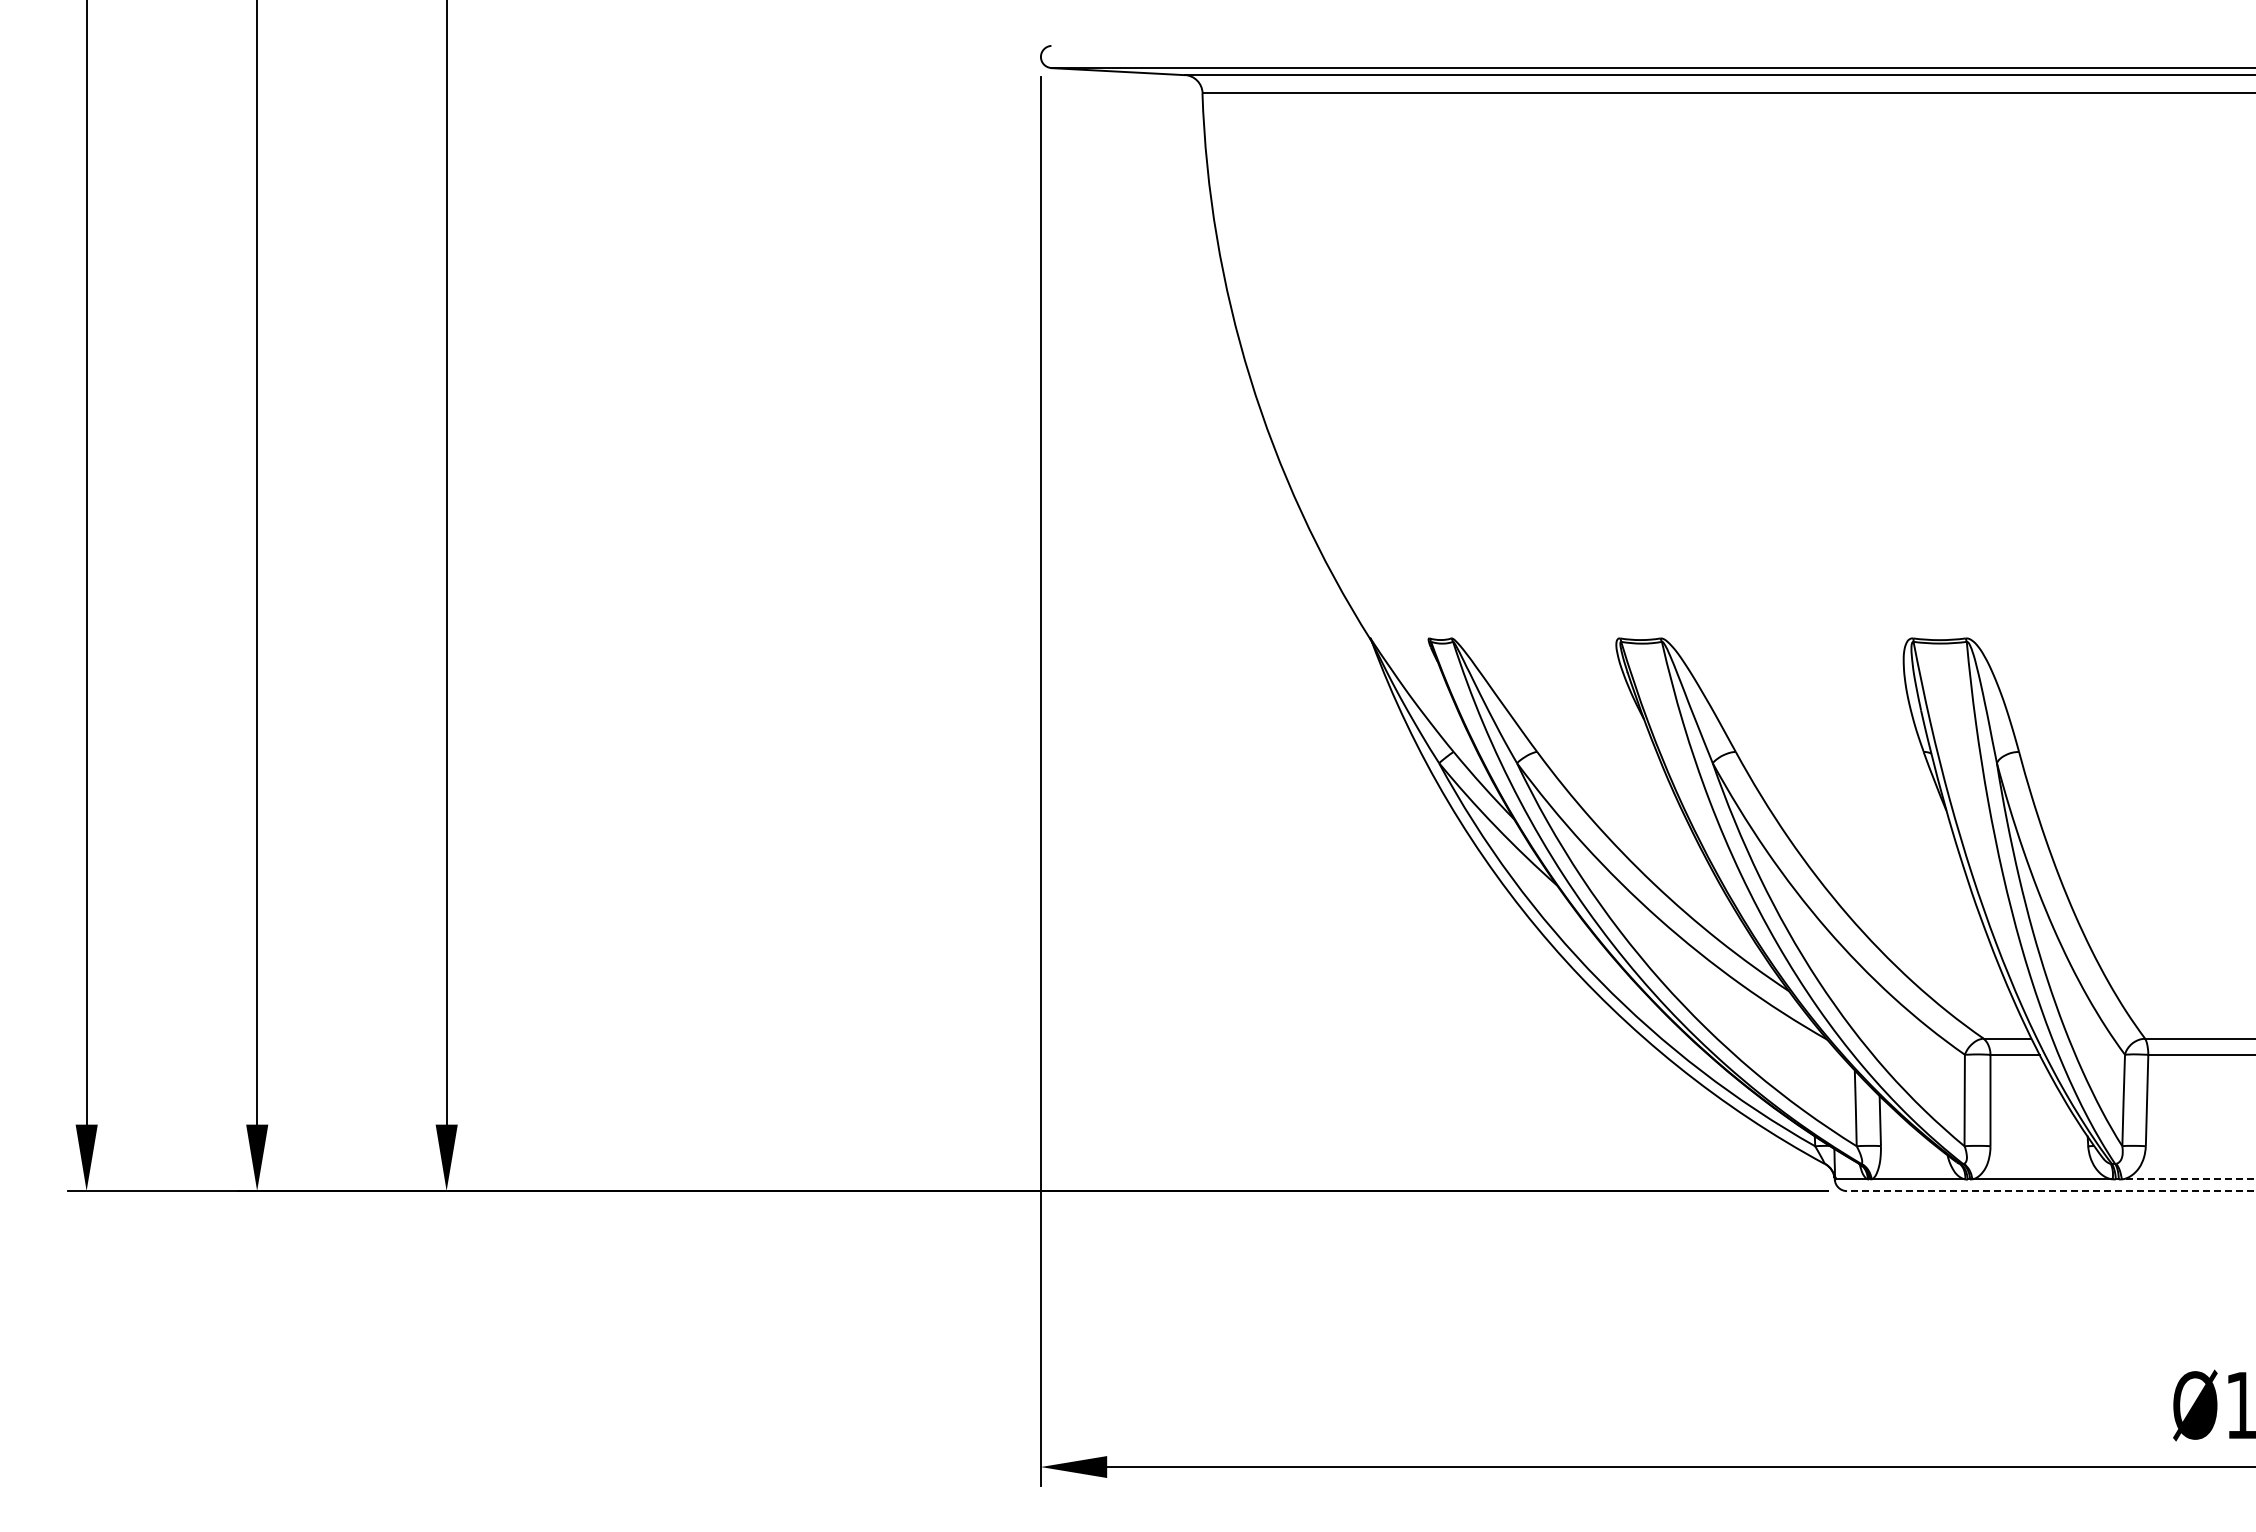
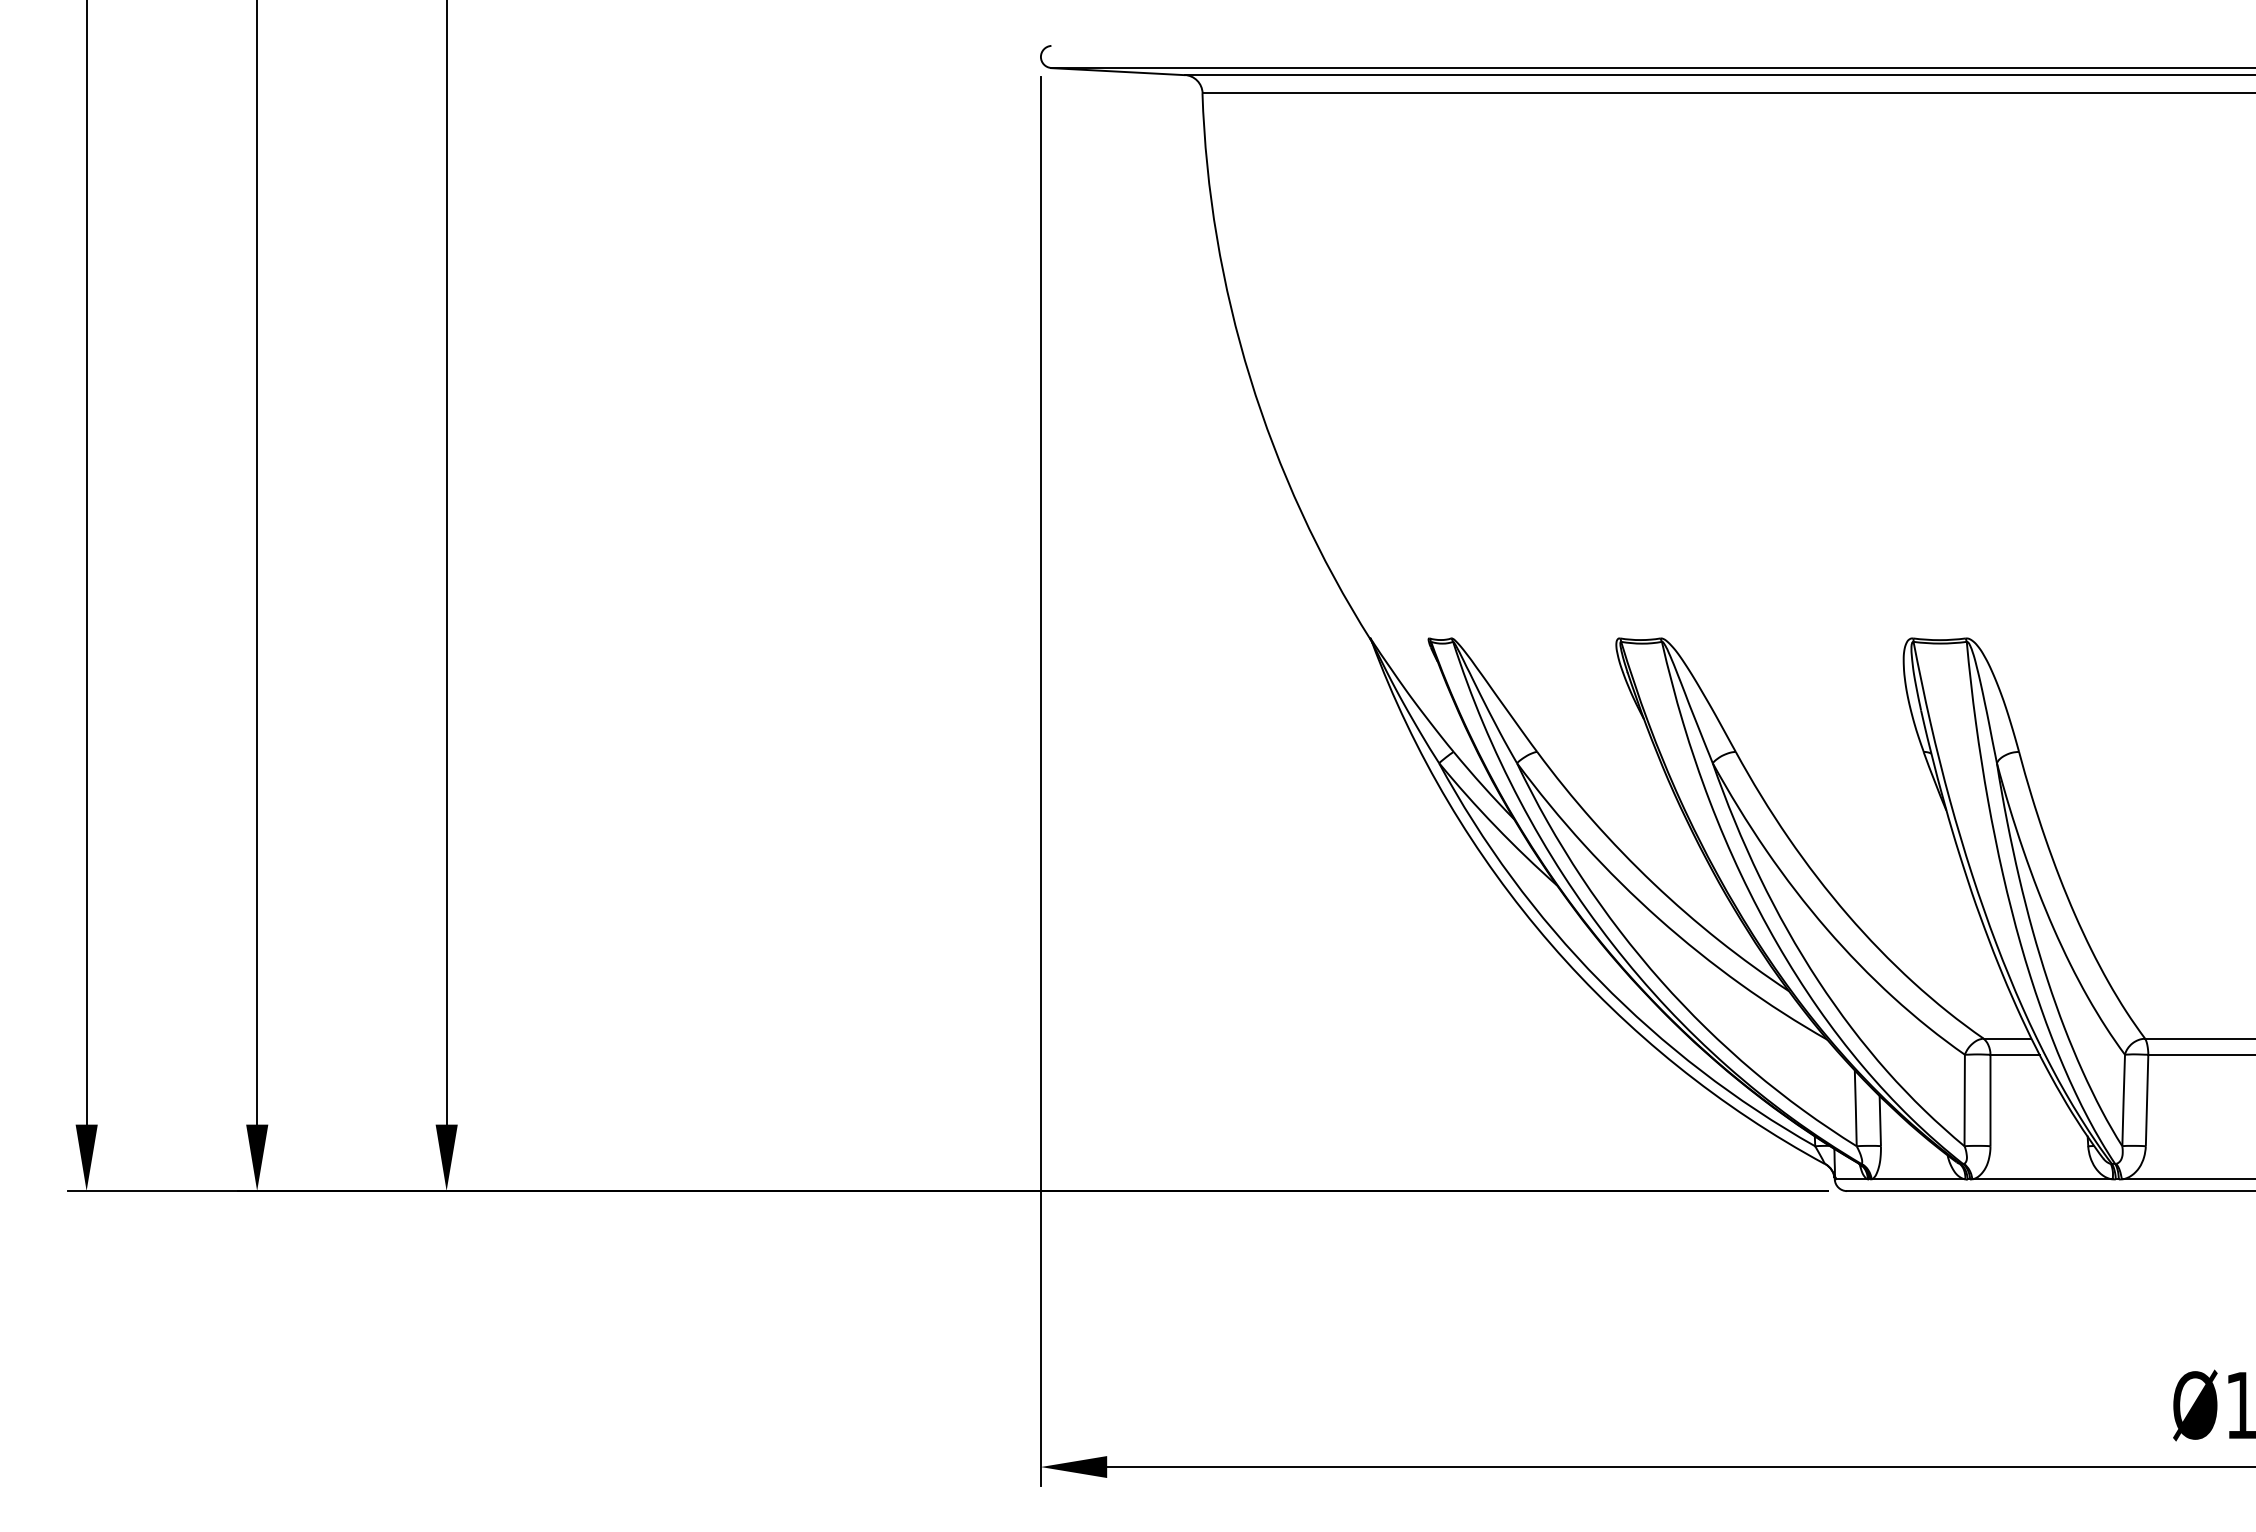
line: dashed -> solid (2188, 1179)
line: dashed -> solid (2050, 1190)
